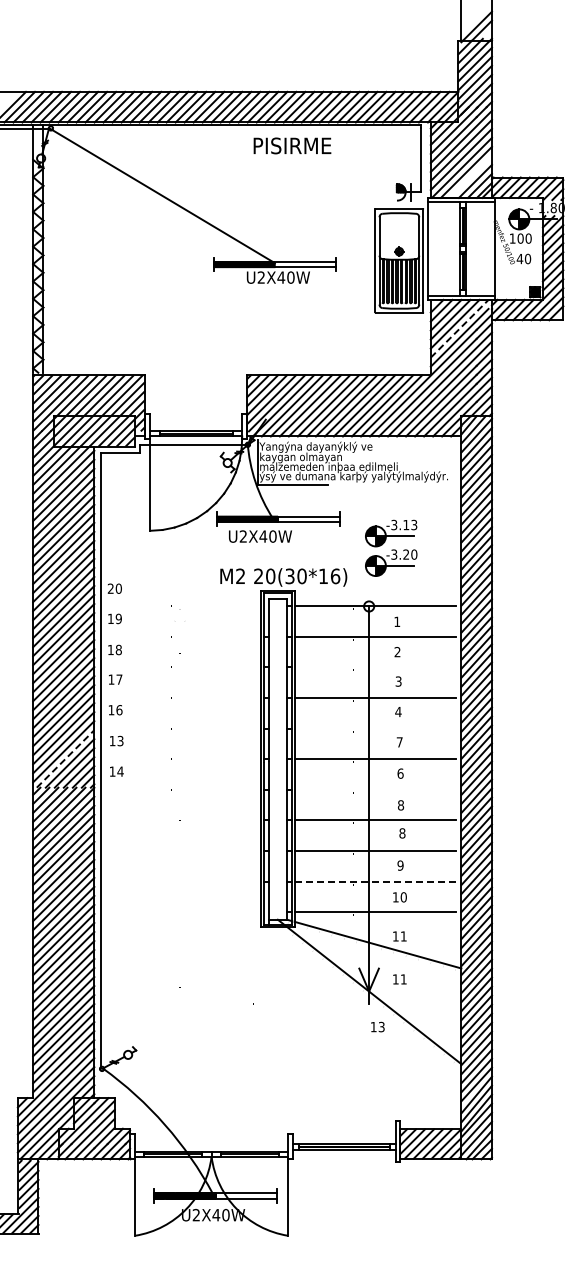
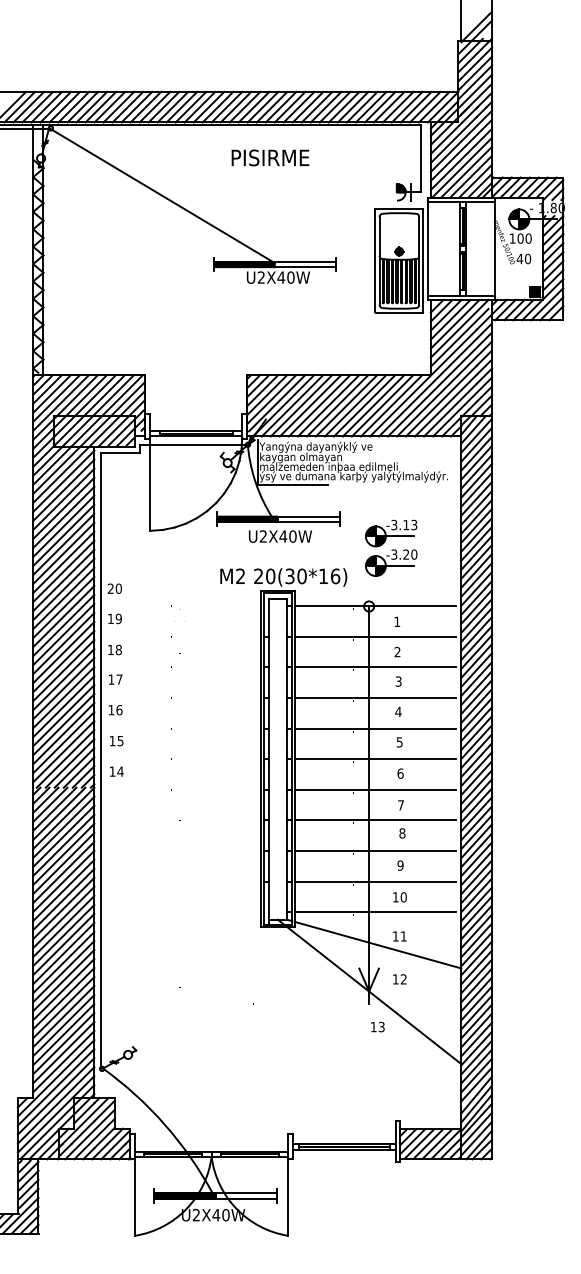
text position: (292, 145) -> (270, 157) (270, 157)
line: none -> present (470, 176)
line: dashed -> solid (459, 328)
text position: (260, 536) -> (280, 536) (280, 536)
line: none -> present (375, 667)
line: none -> present (375, 728)
text: 13 -> 15 (120, 740)
text: 7 -> 5 (399, 742)
line: dashed -> solid (65, 758)
line: none -> present (375, 789)
text: 8 -> 7 (401, 805)
line: dashed -> solid (375, 881)
text: 11 -> 12 (403, 979)
